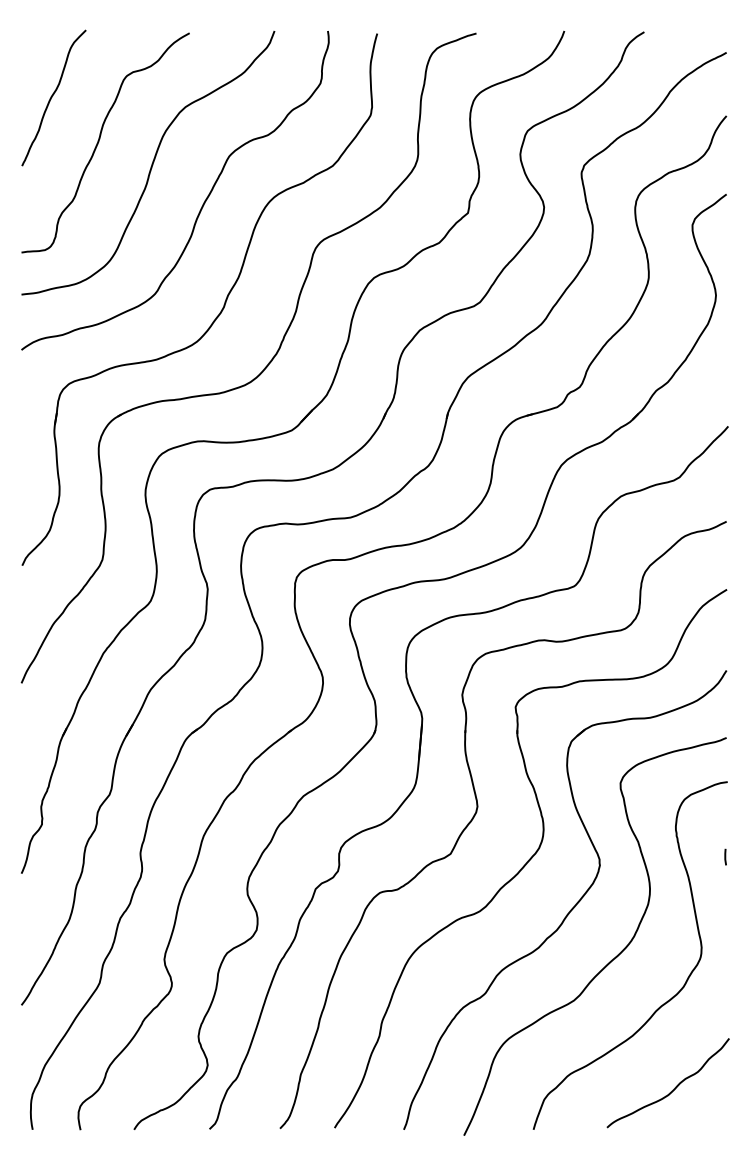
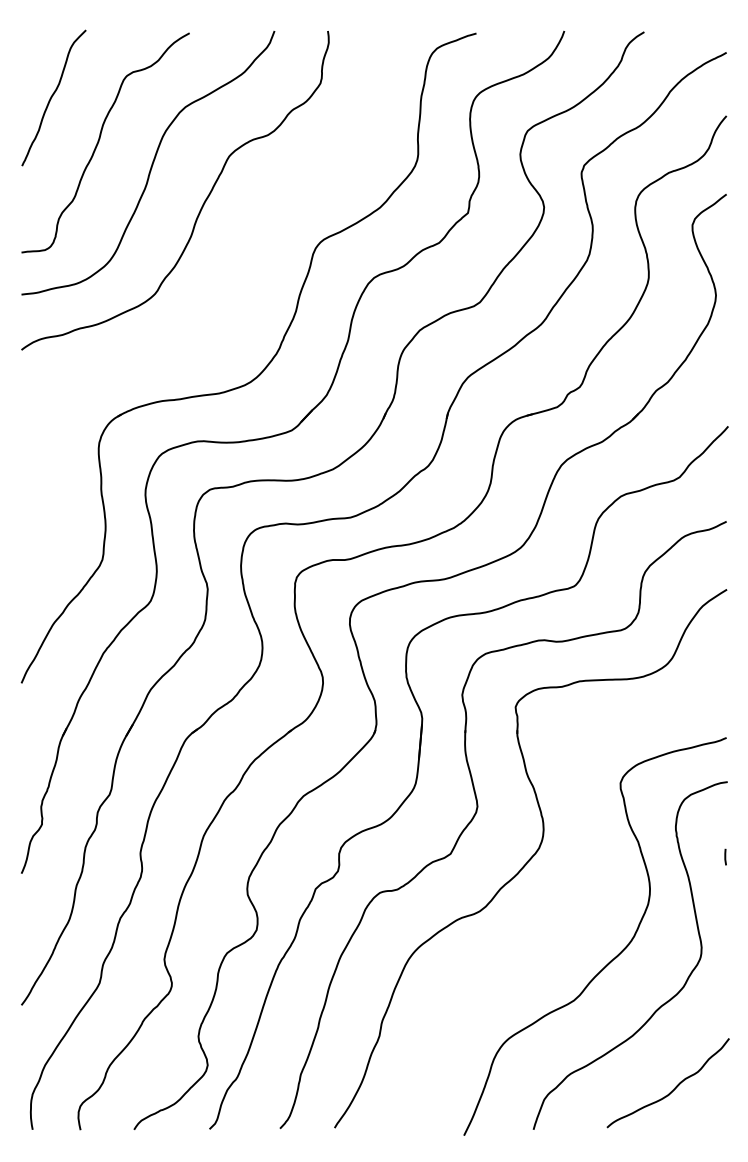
part: present -> none (219, 312)
part: present -> none (573, 906)
